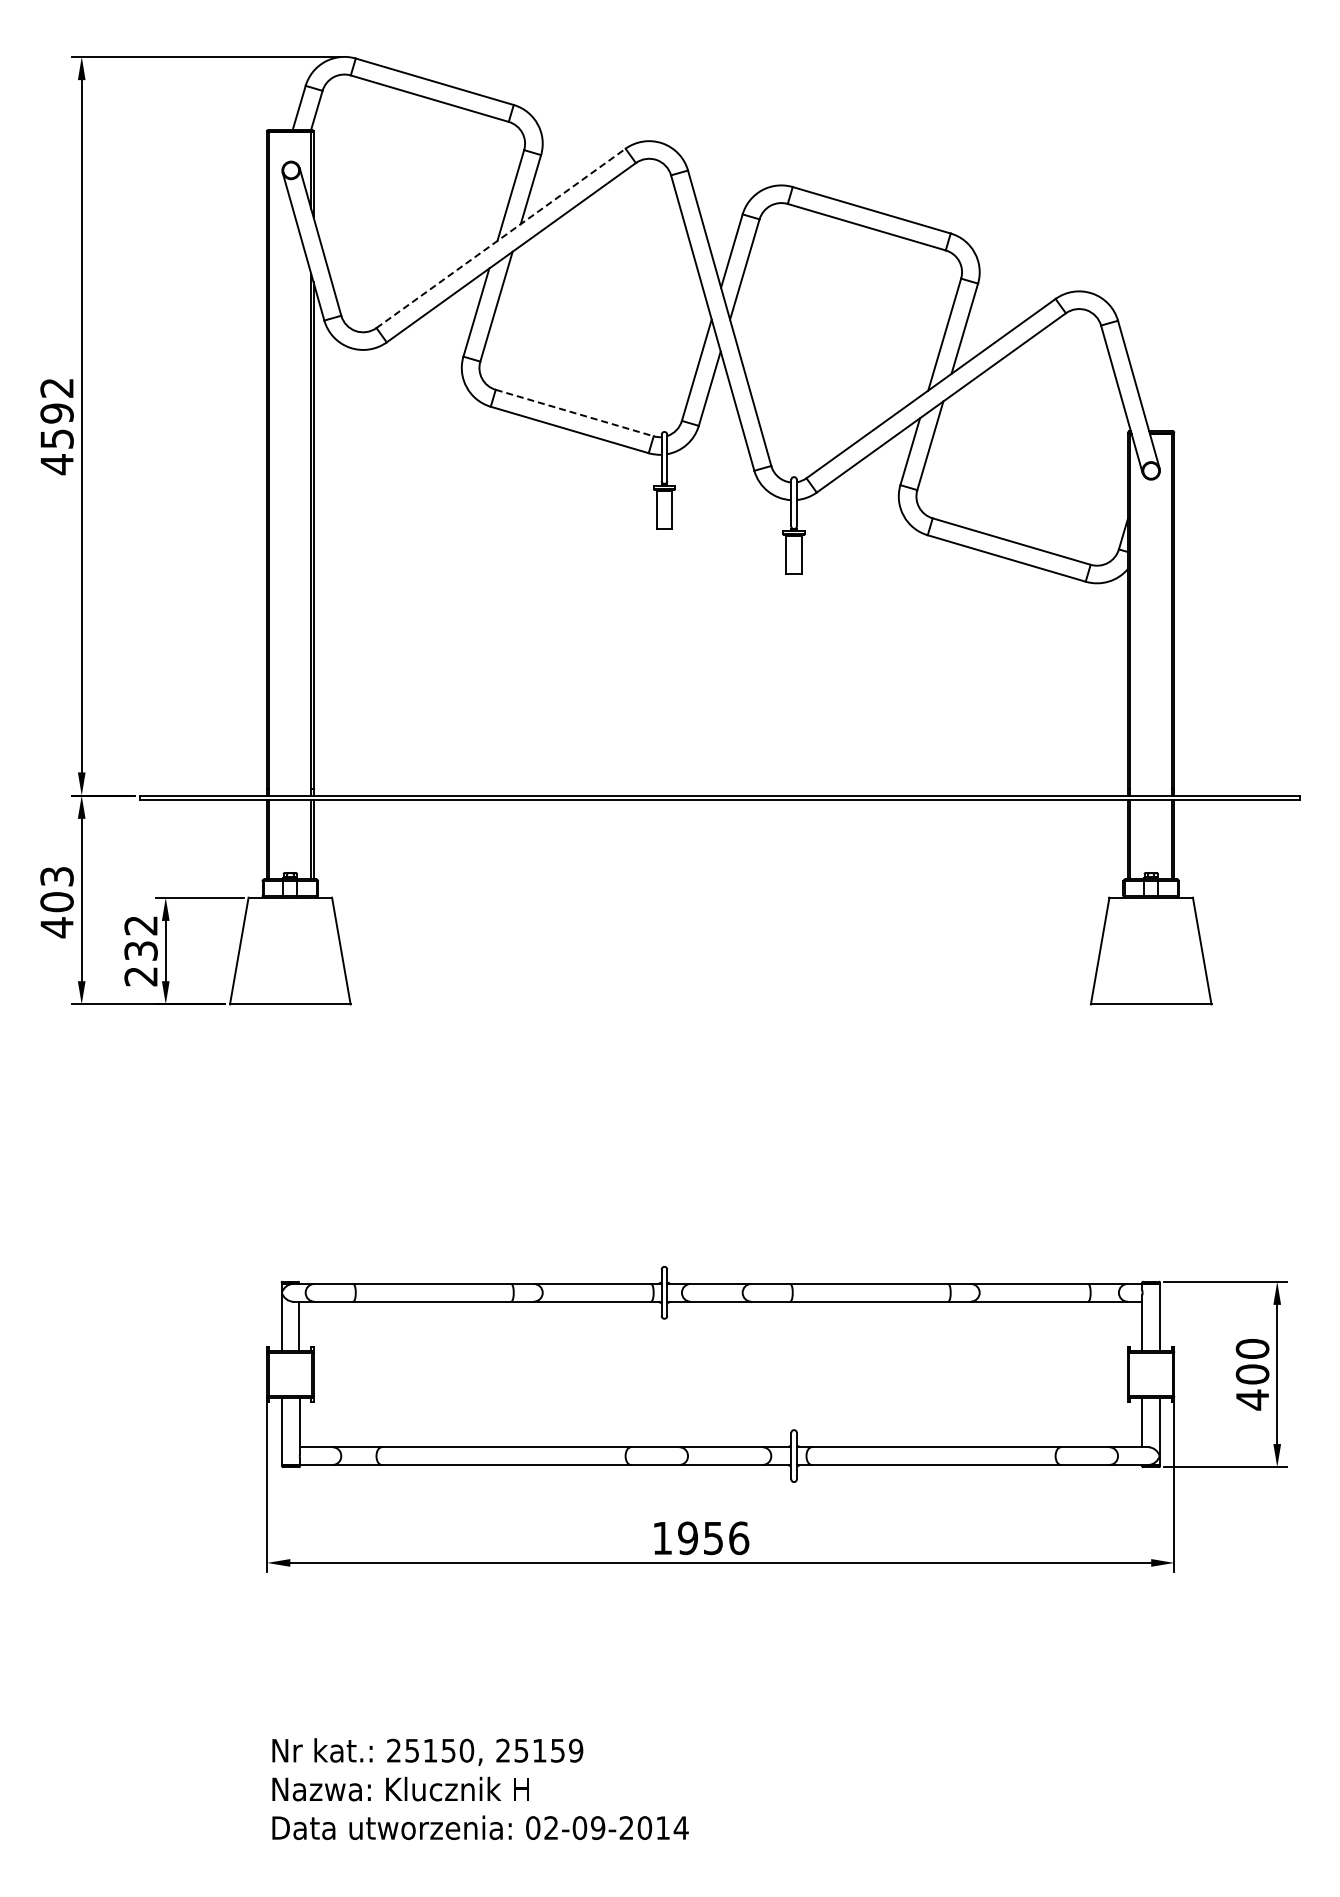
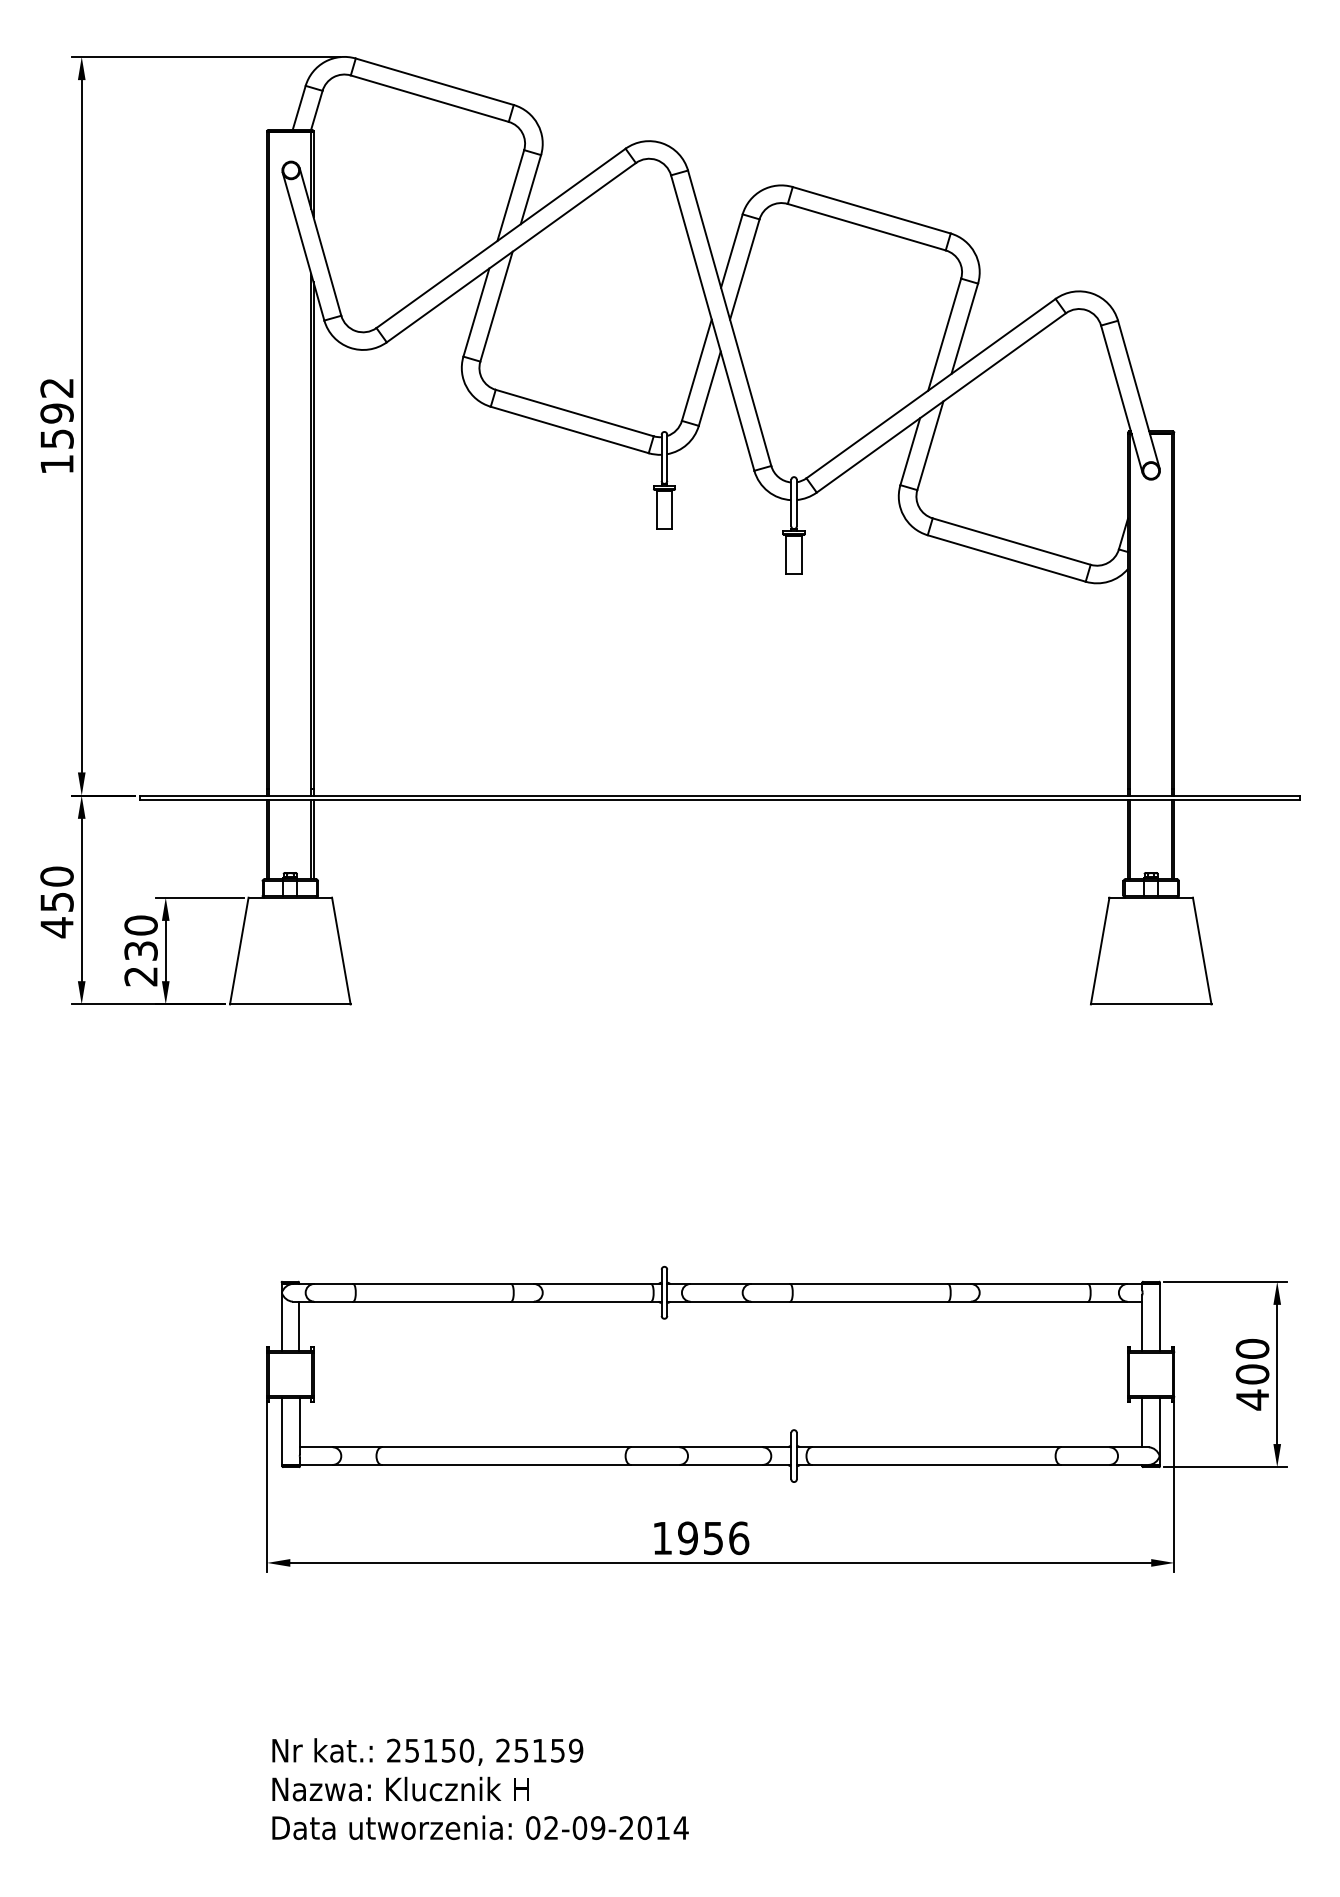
line: dashed -> solid (501, 238)
line: dashed -> solid (575, 413)
text: 4592 -> 1592 (56, 464)
text: 403 -> 450 (56, 889)
text: 232 -> 230 (140, 925)
